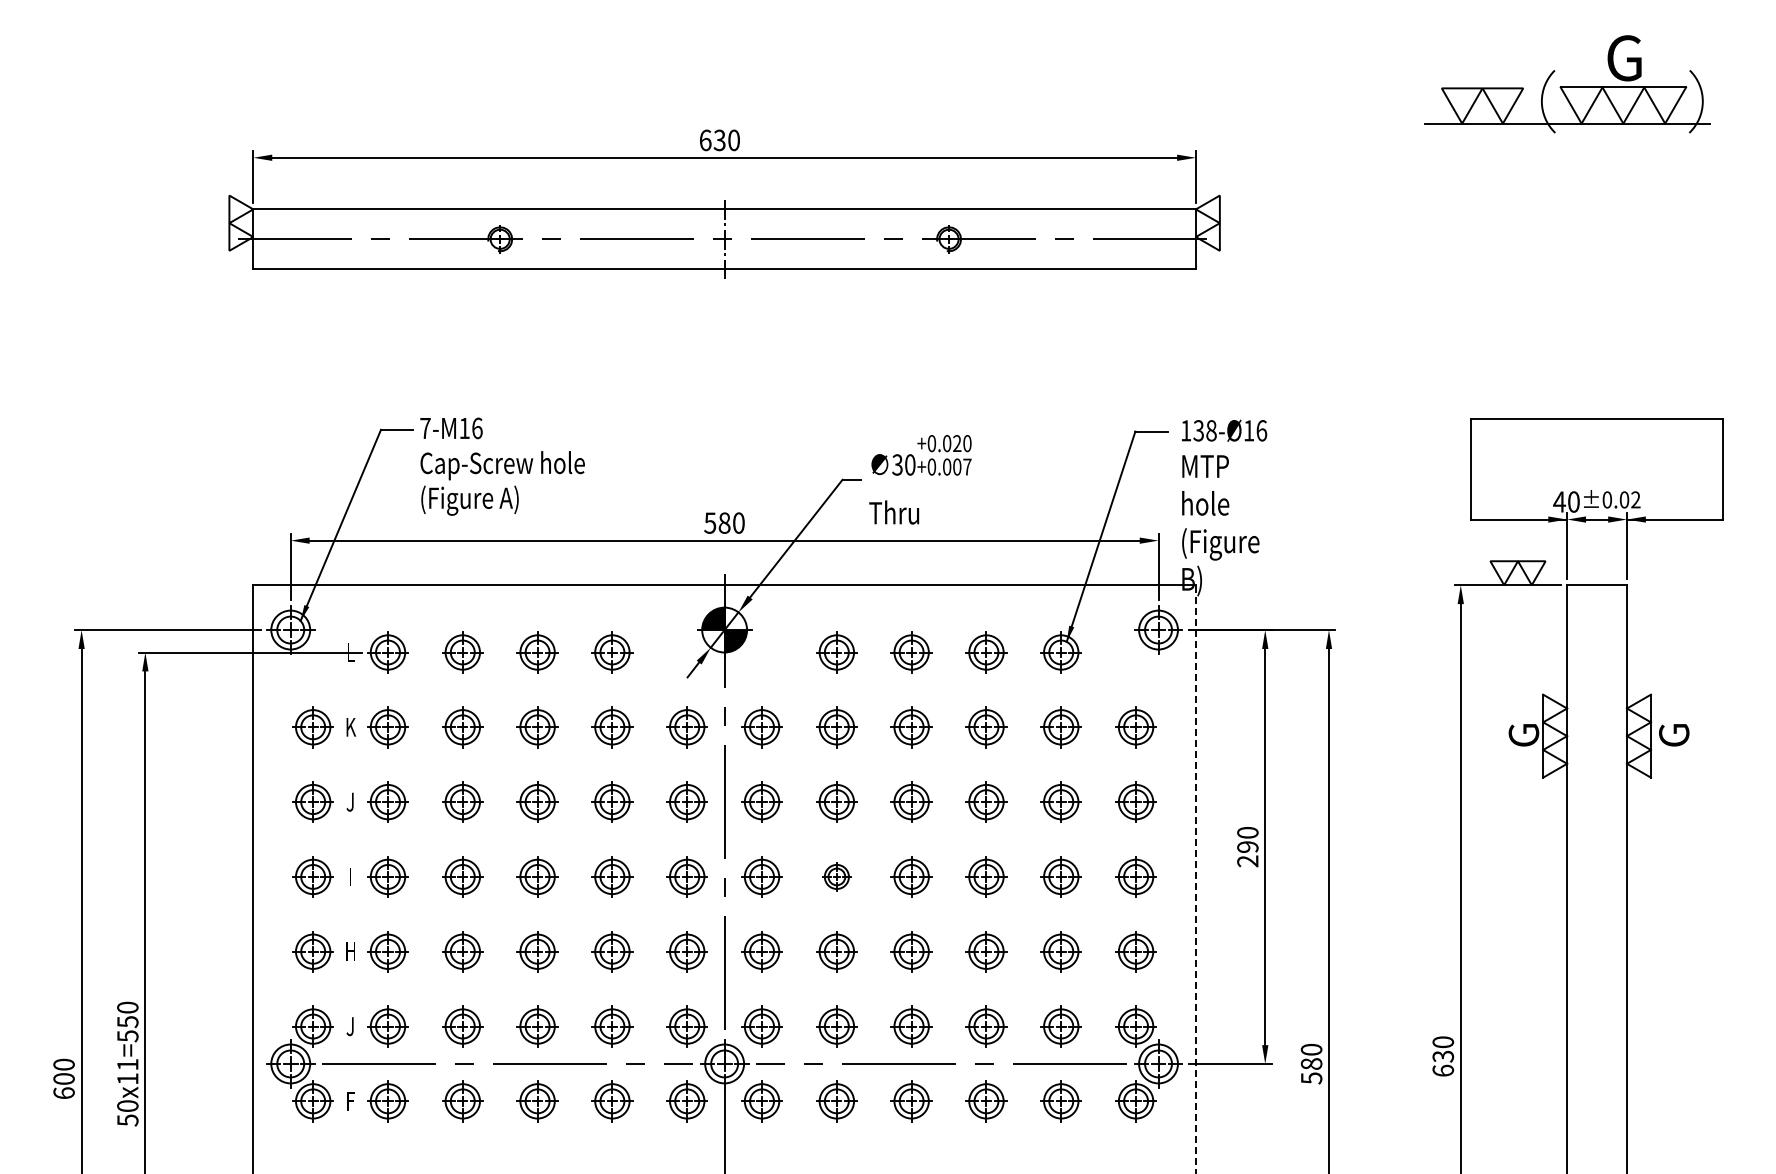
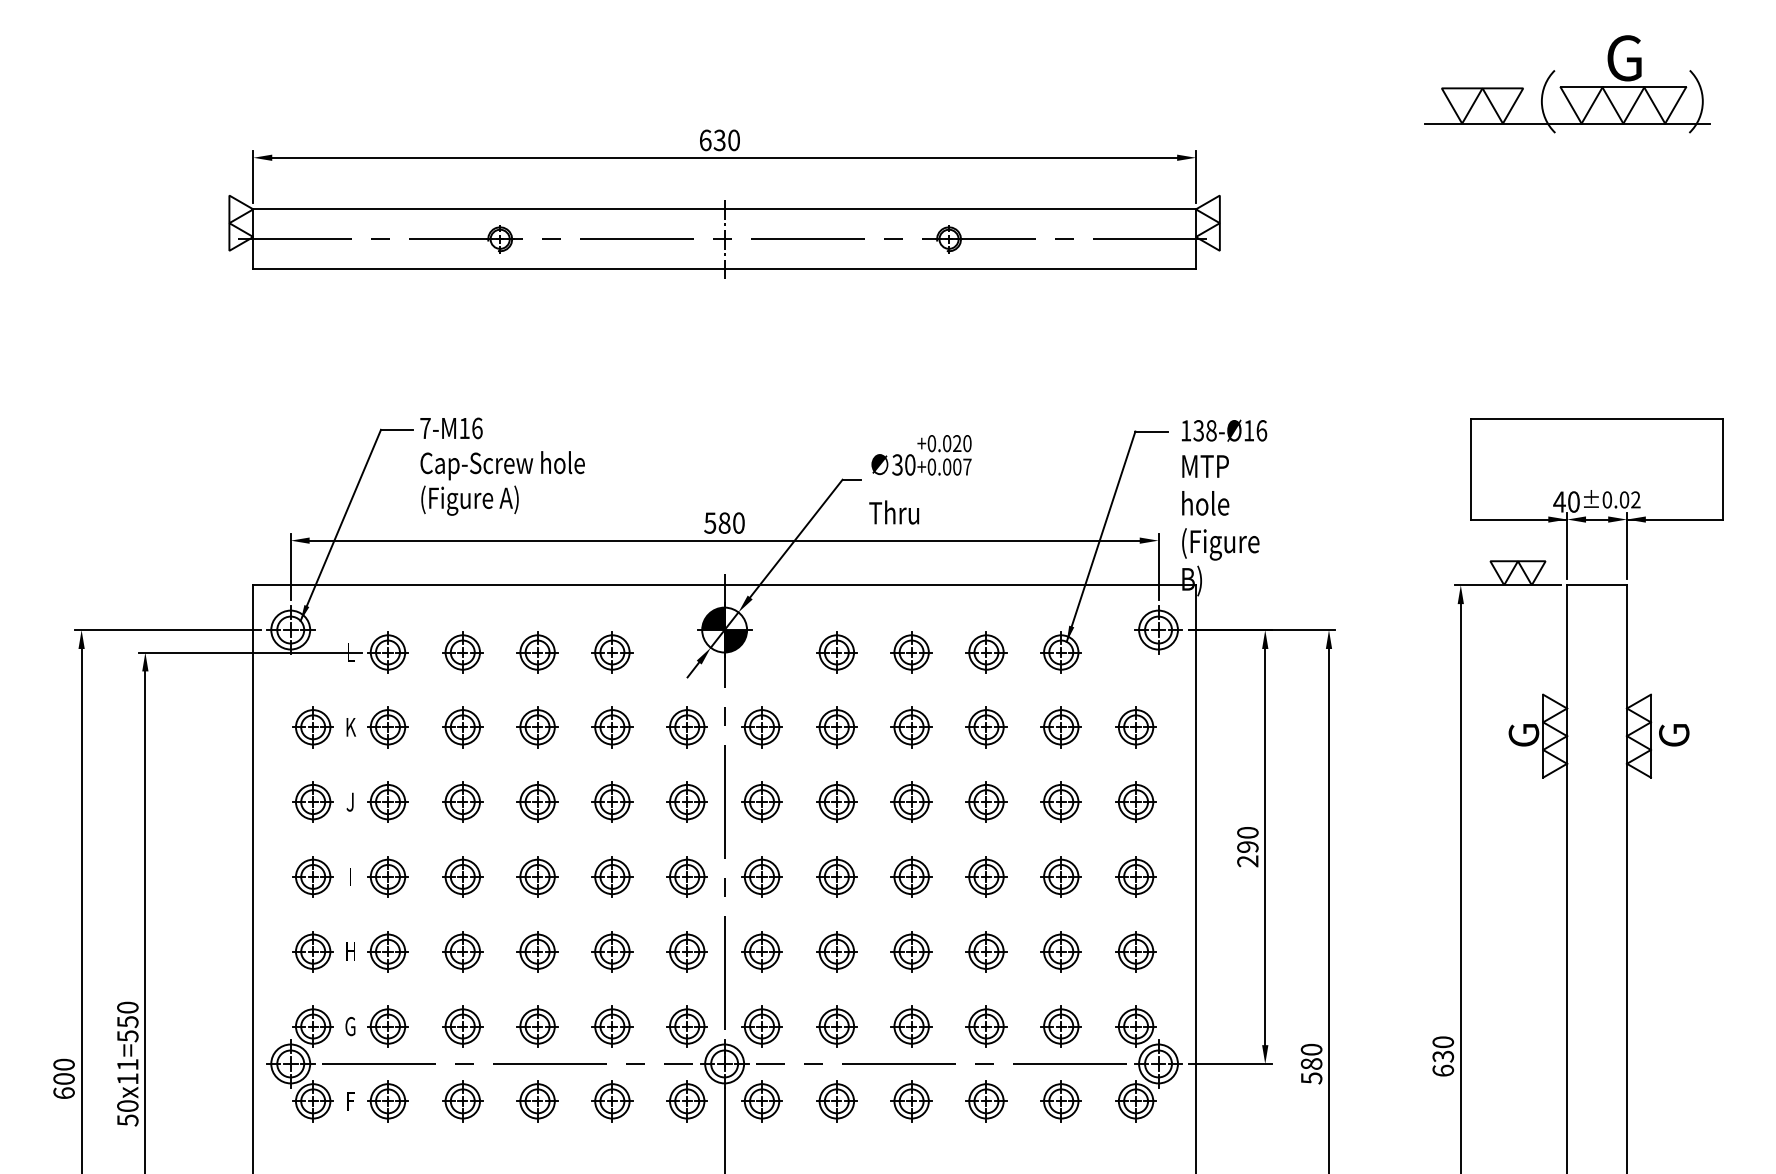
part size: 30x30 px -> 42x42 px (836, 876)
line: dashed -> solid (1195, 879)
text: J -> G (350, 1026)
